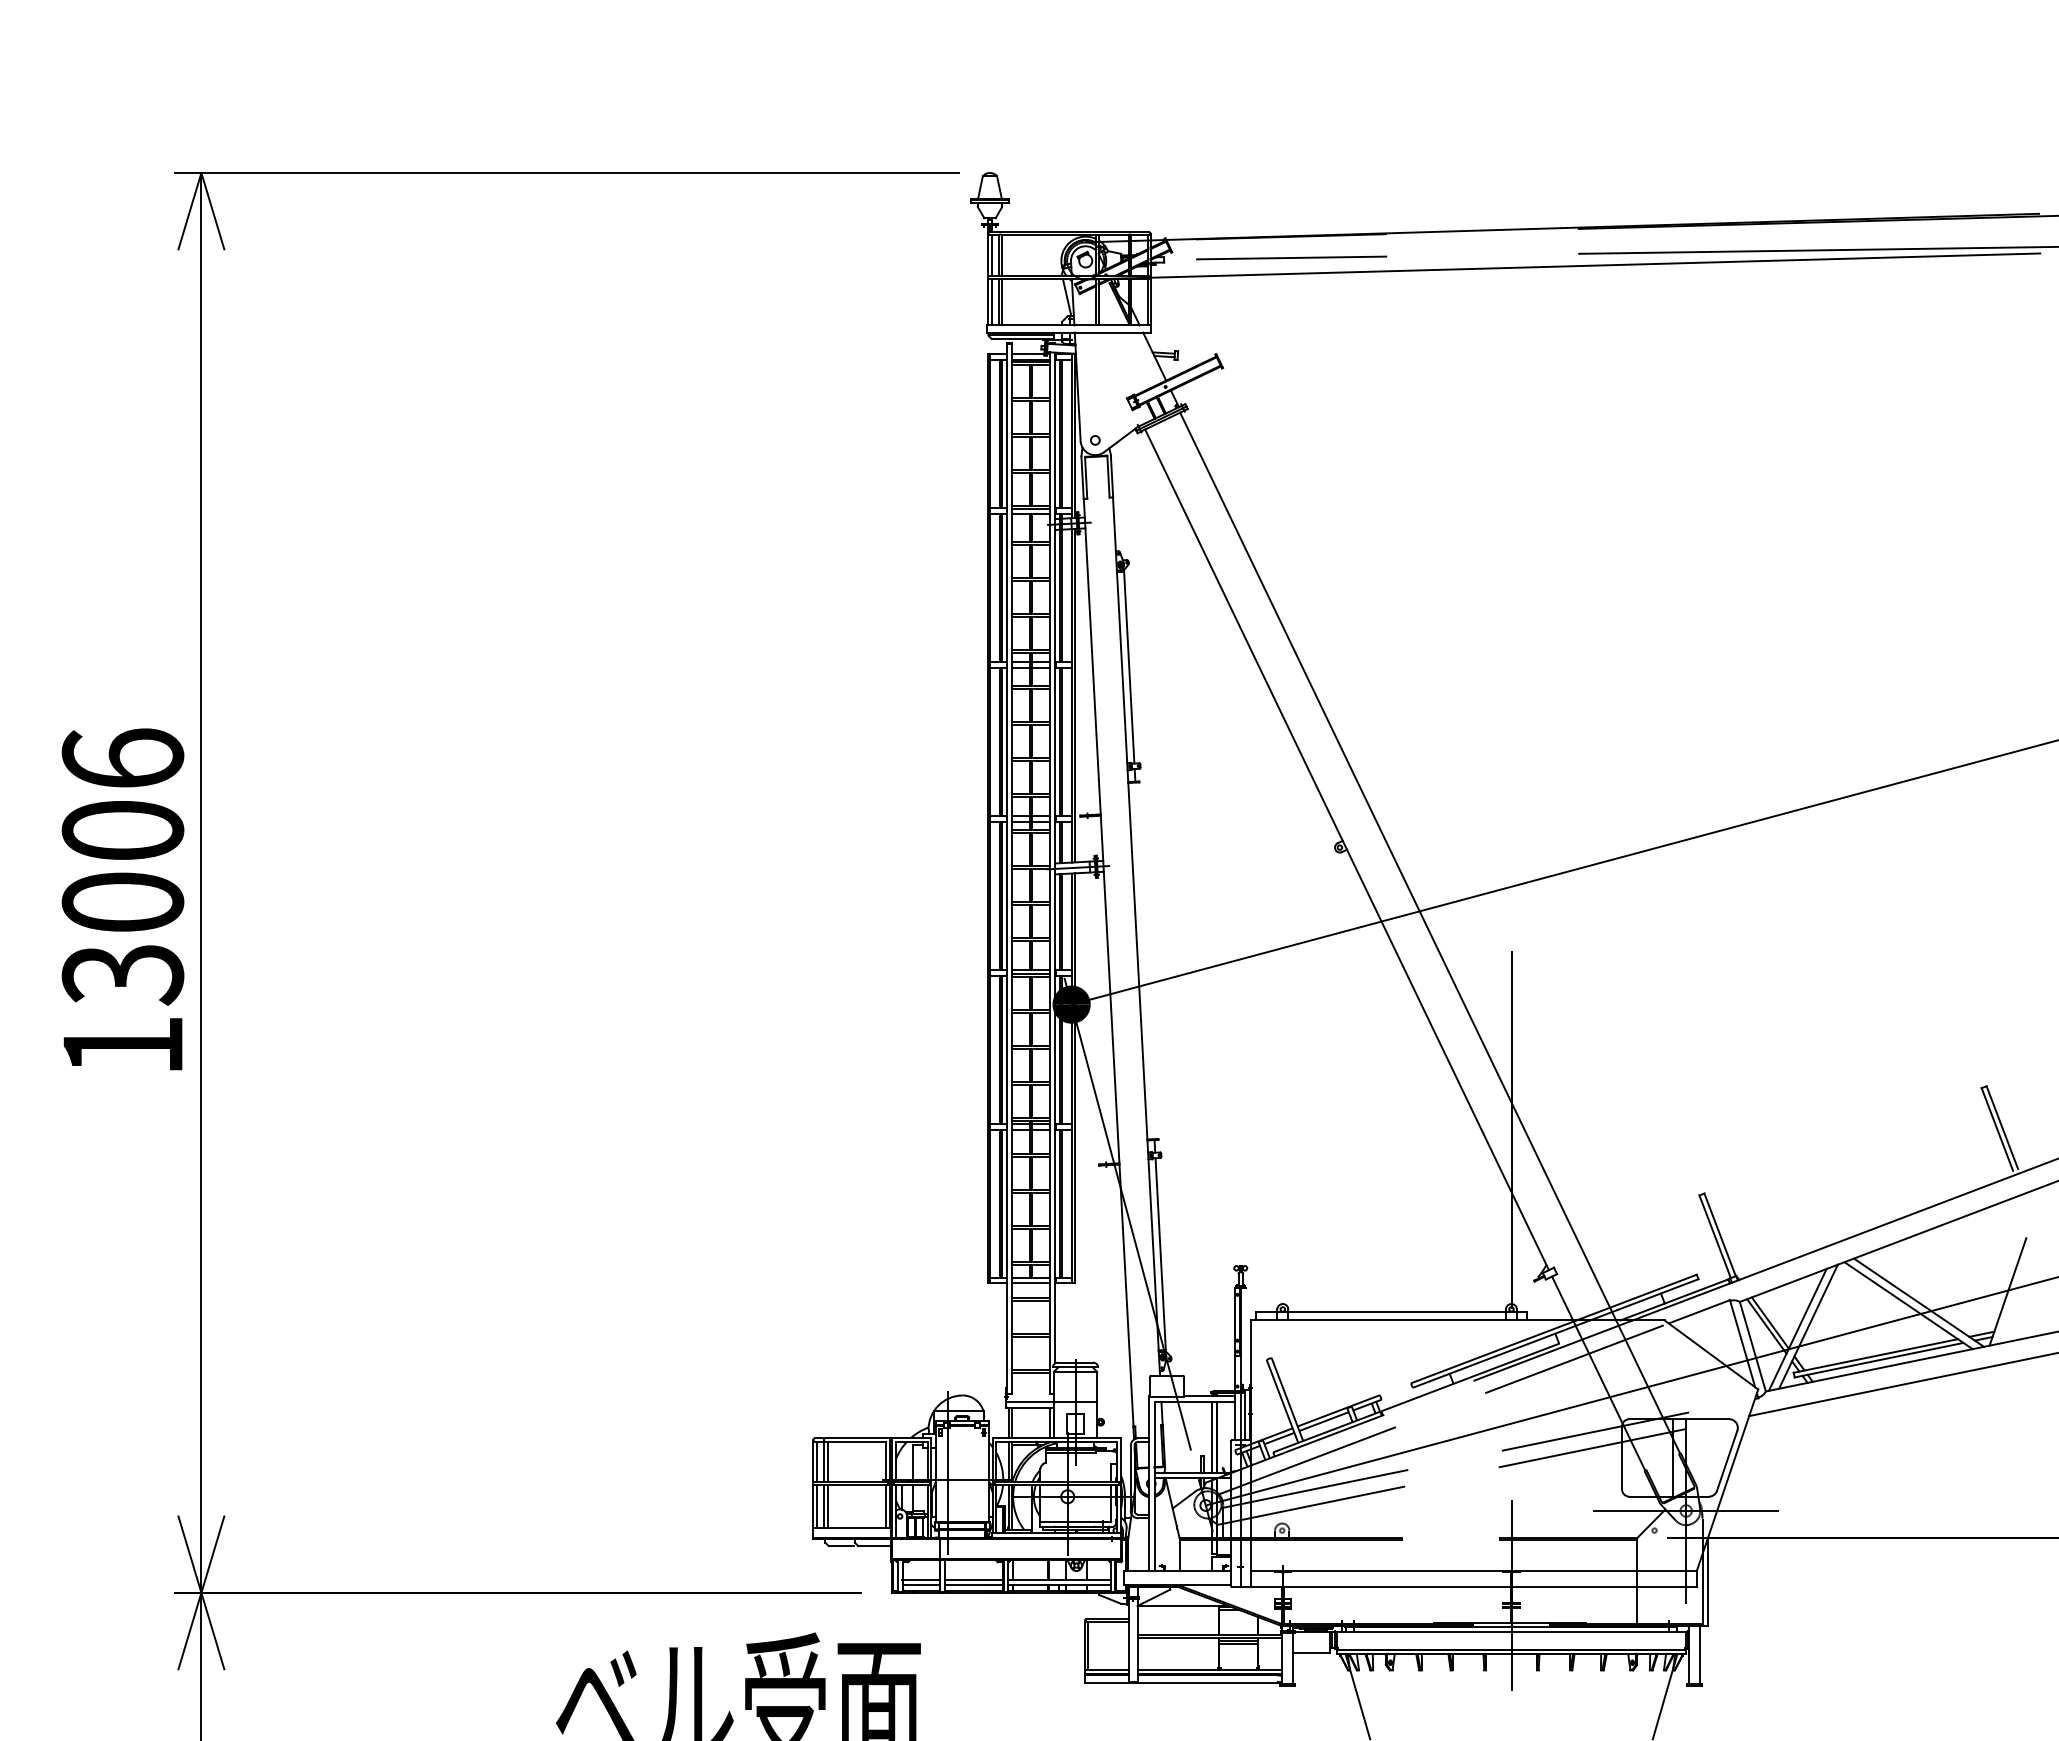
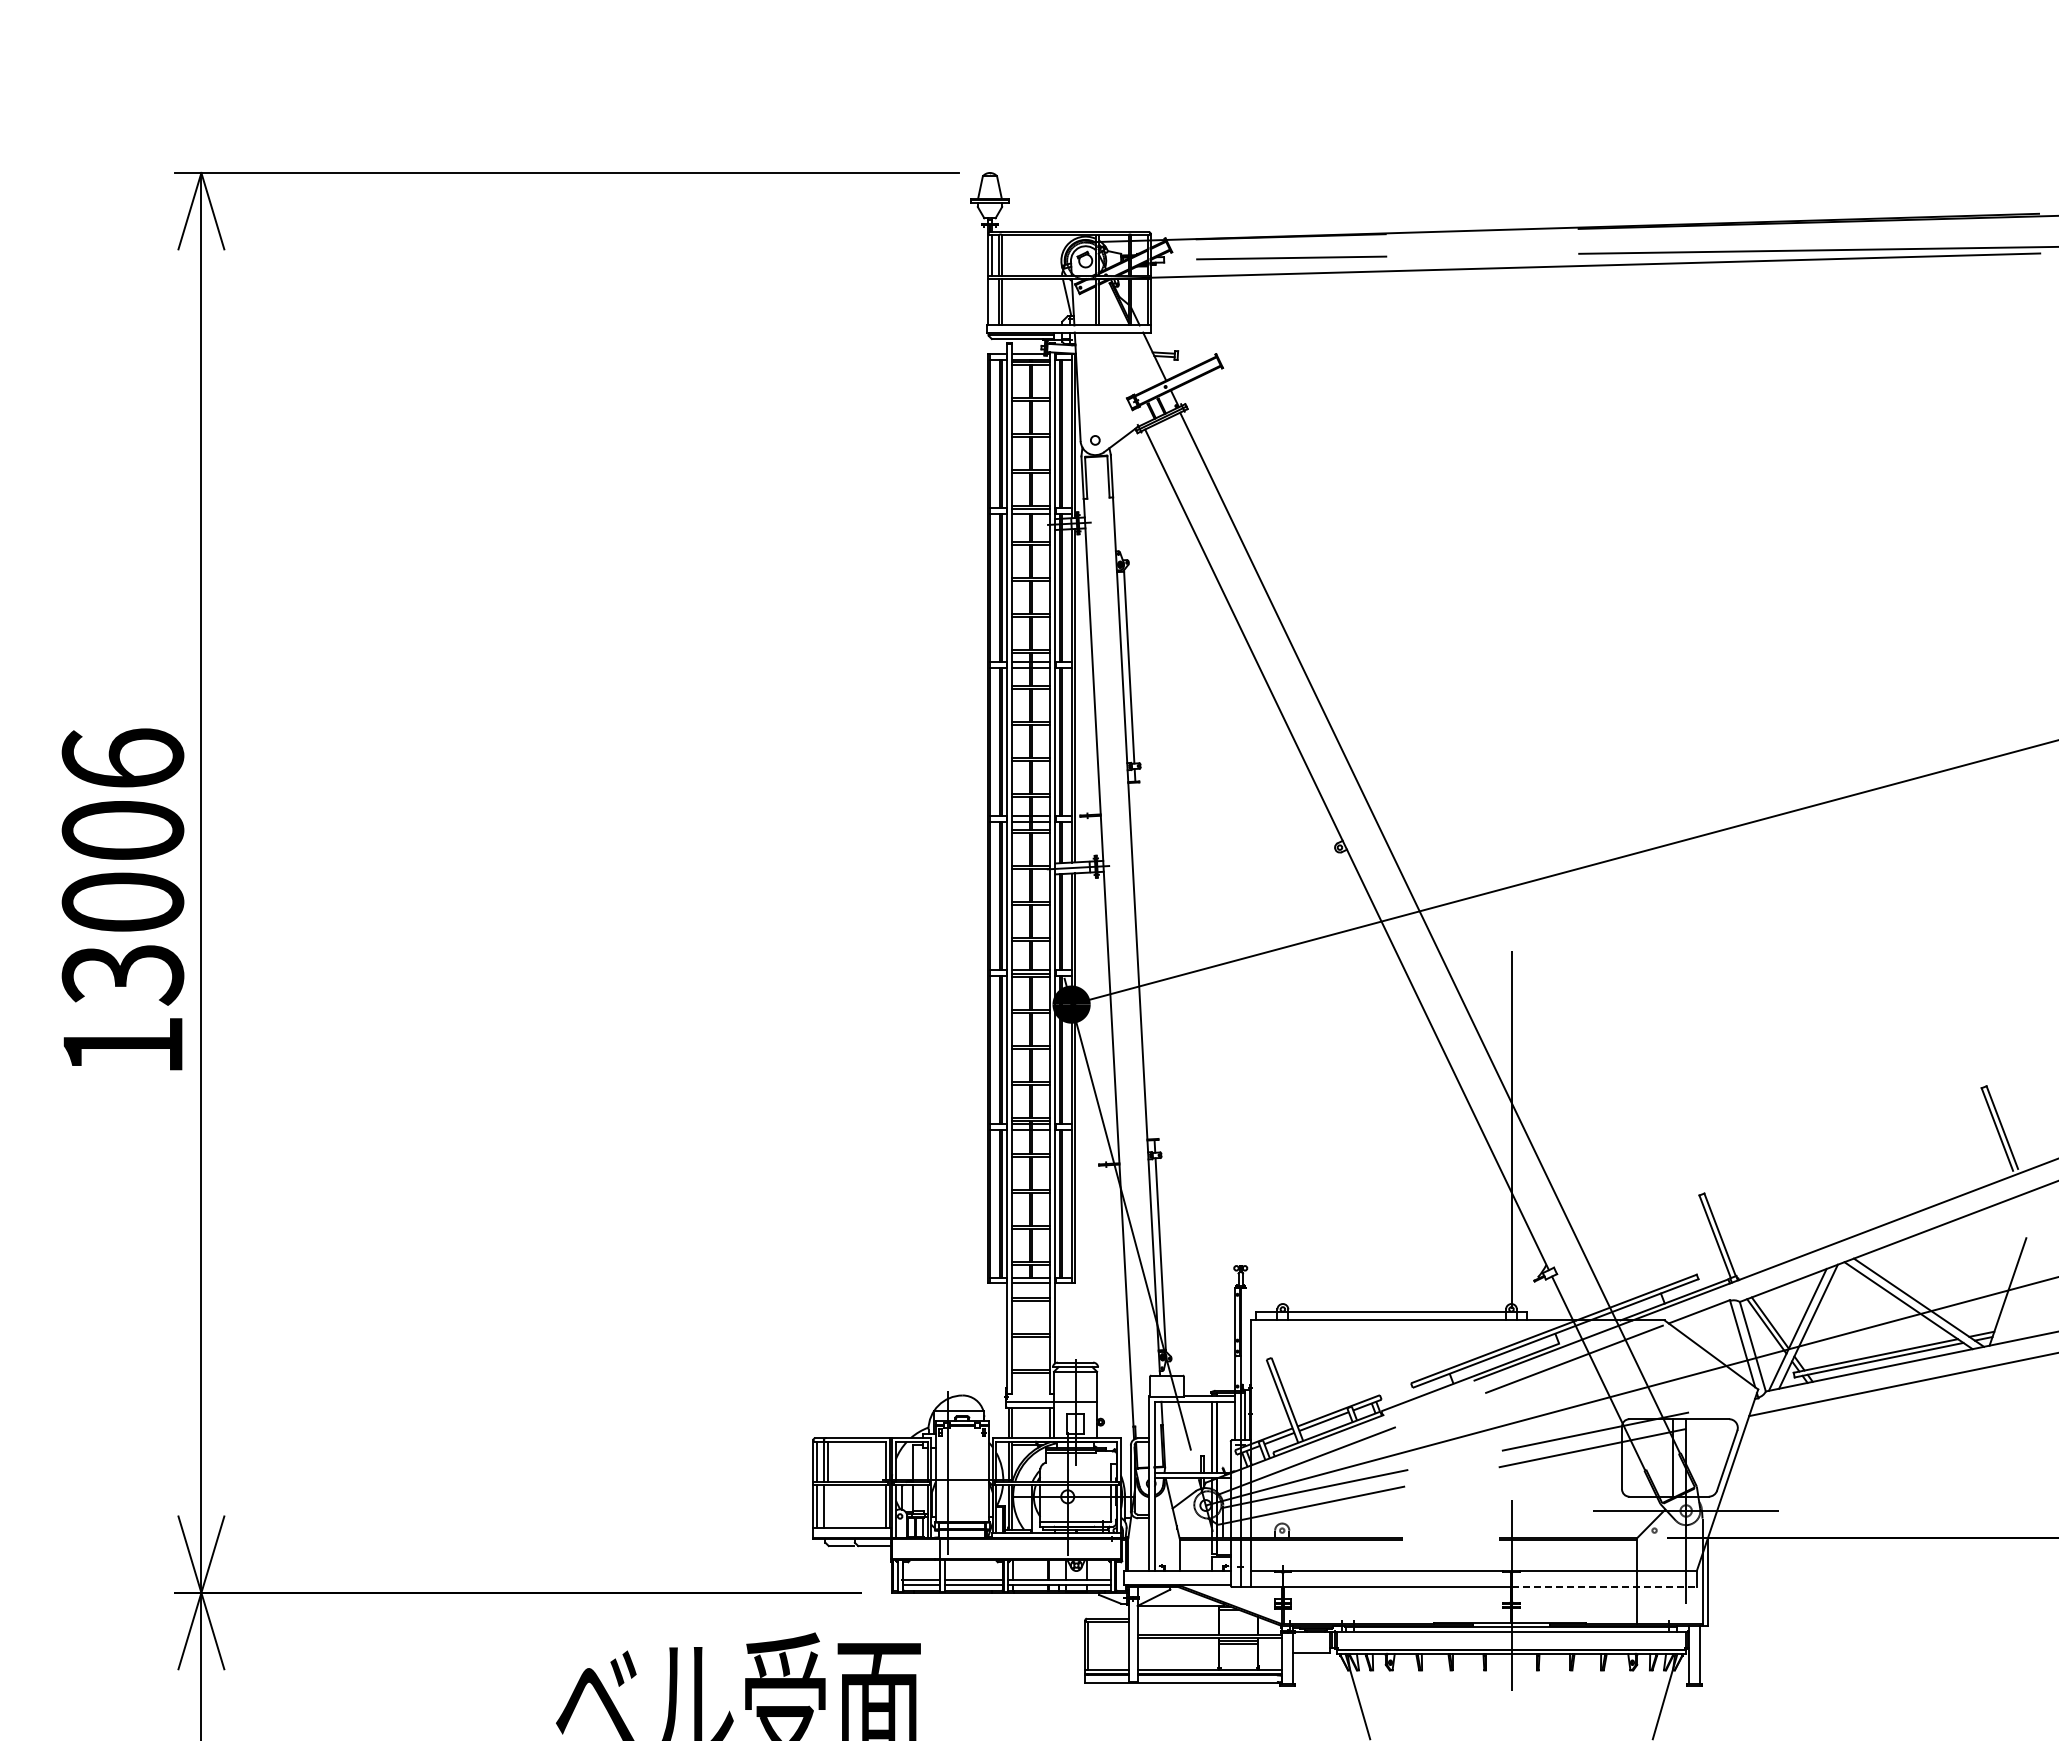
line: present -> none (991, 302)
line: present -> none (827, 1506)
line: solid -> dashed (1604, 1587)
